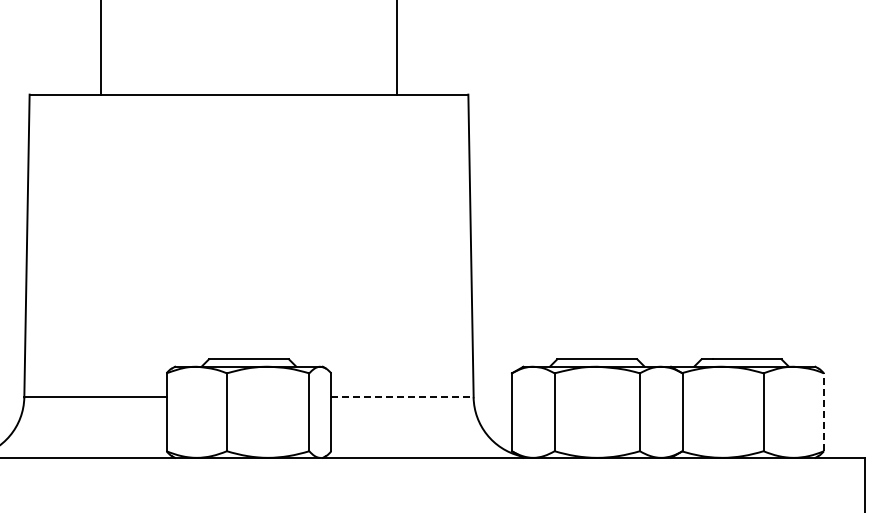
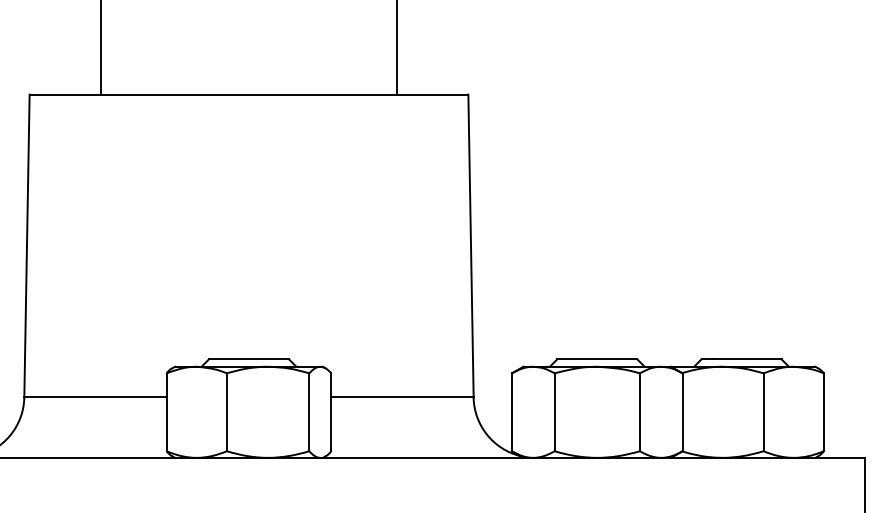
line: dashed -> solid (403, 397)
line: dashed -> solid (823, 412)
